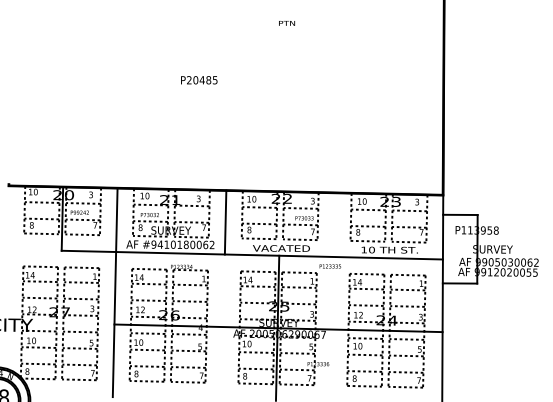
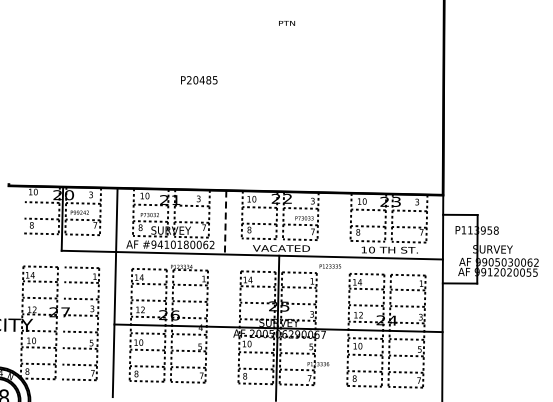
line: present -> none (24, 209)
line: solid -> dashed (225, 222)
line: present -> none (63, 323)
